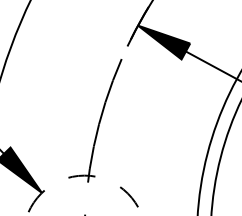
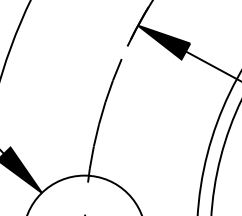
circle: dashed -> solid (84, 195)
